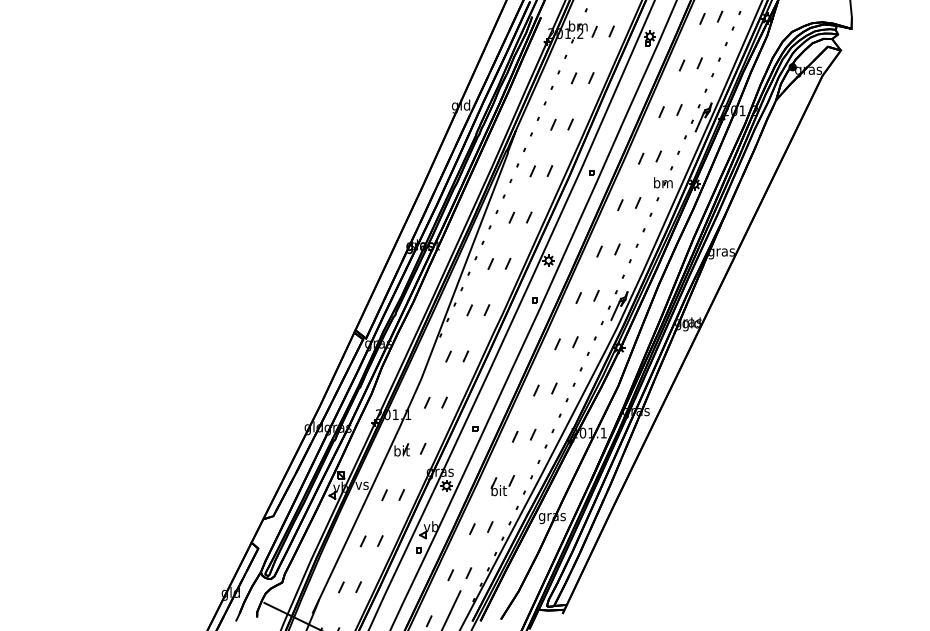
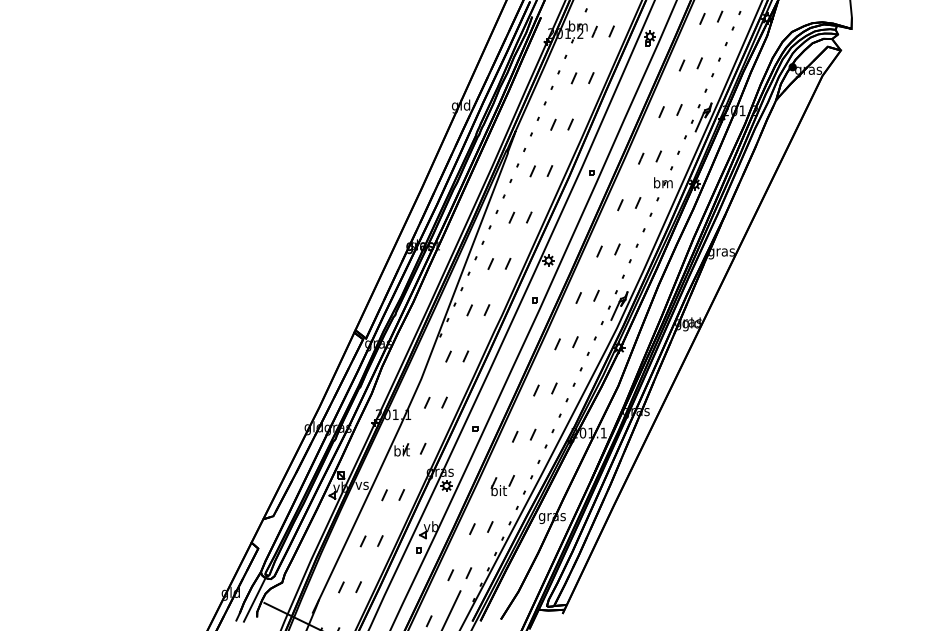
line: none -> present (255, 598)
